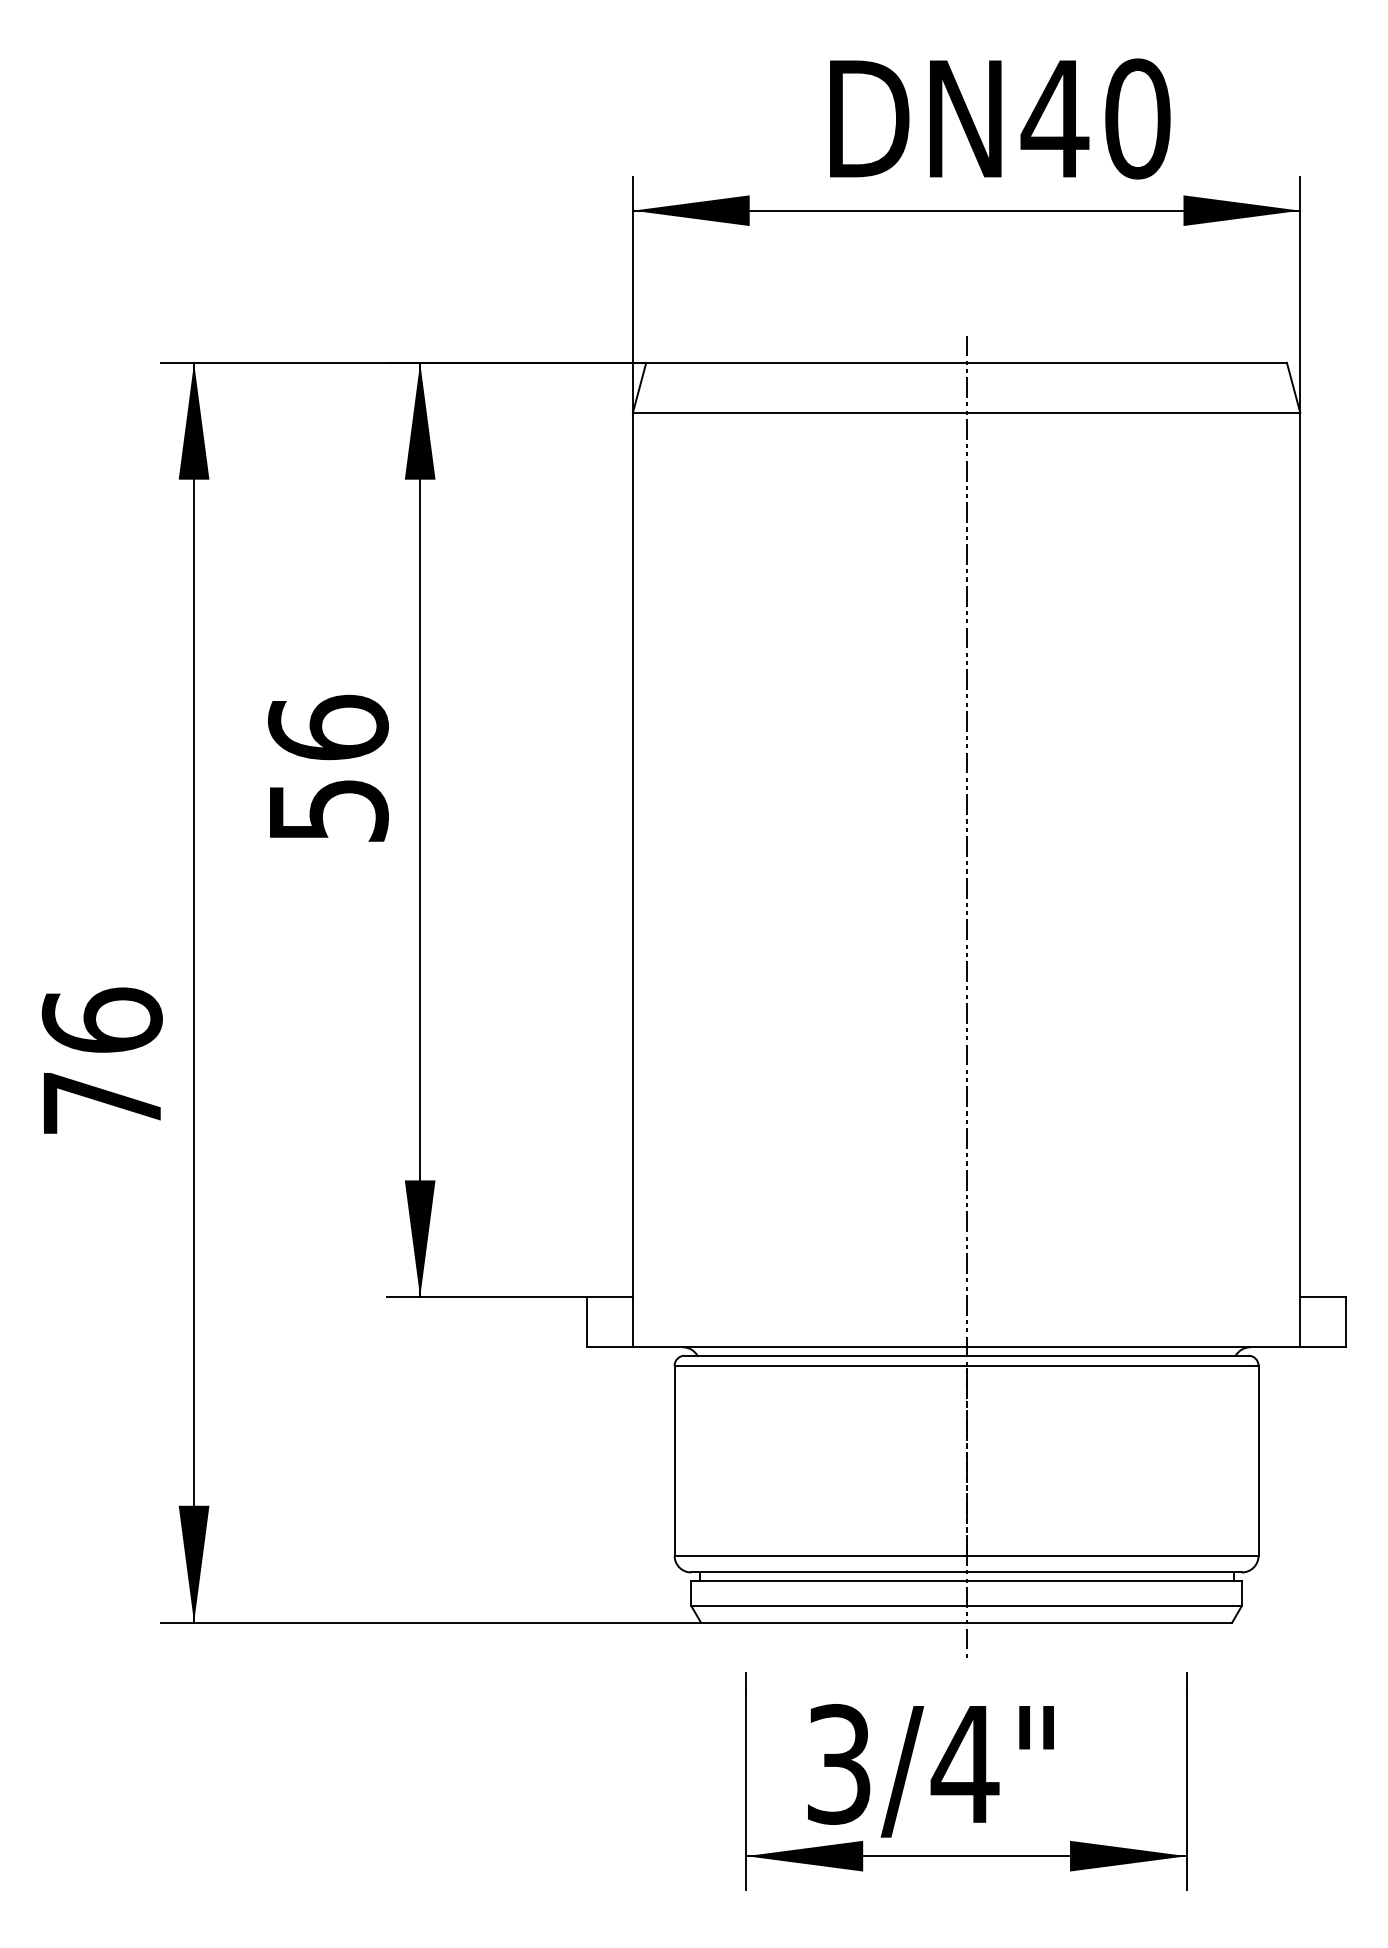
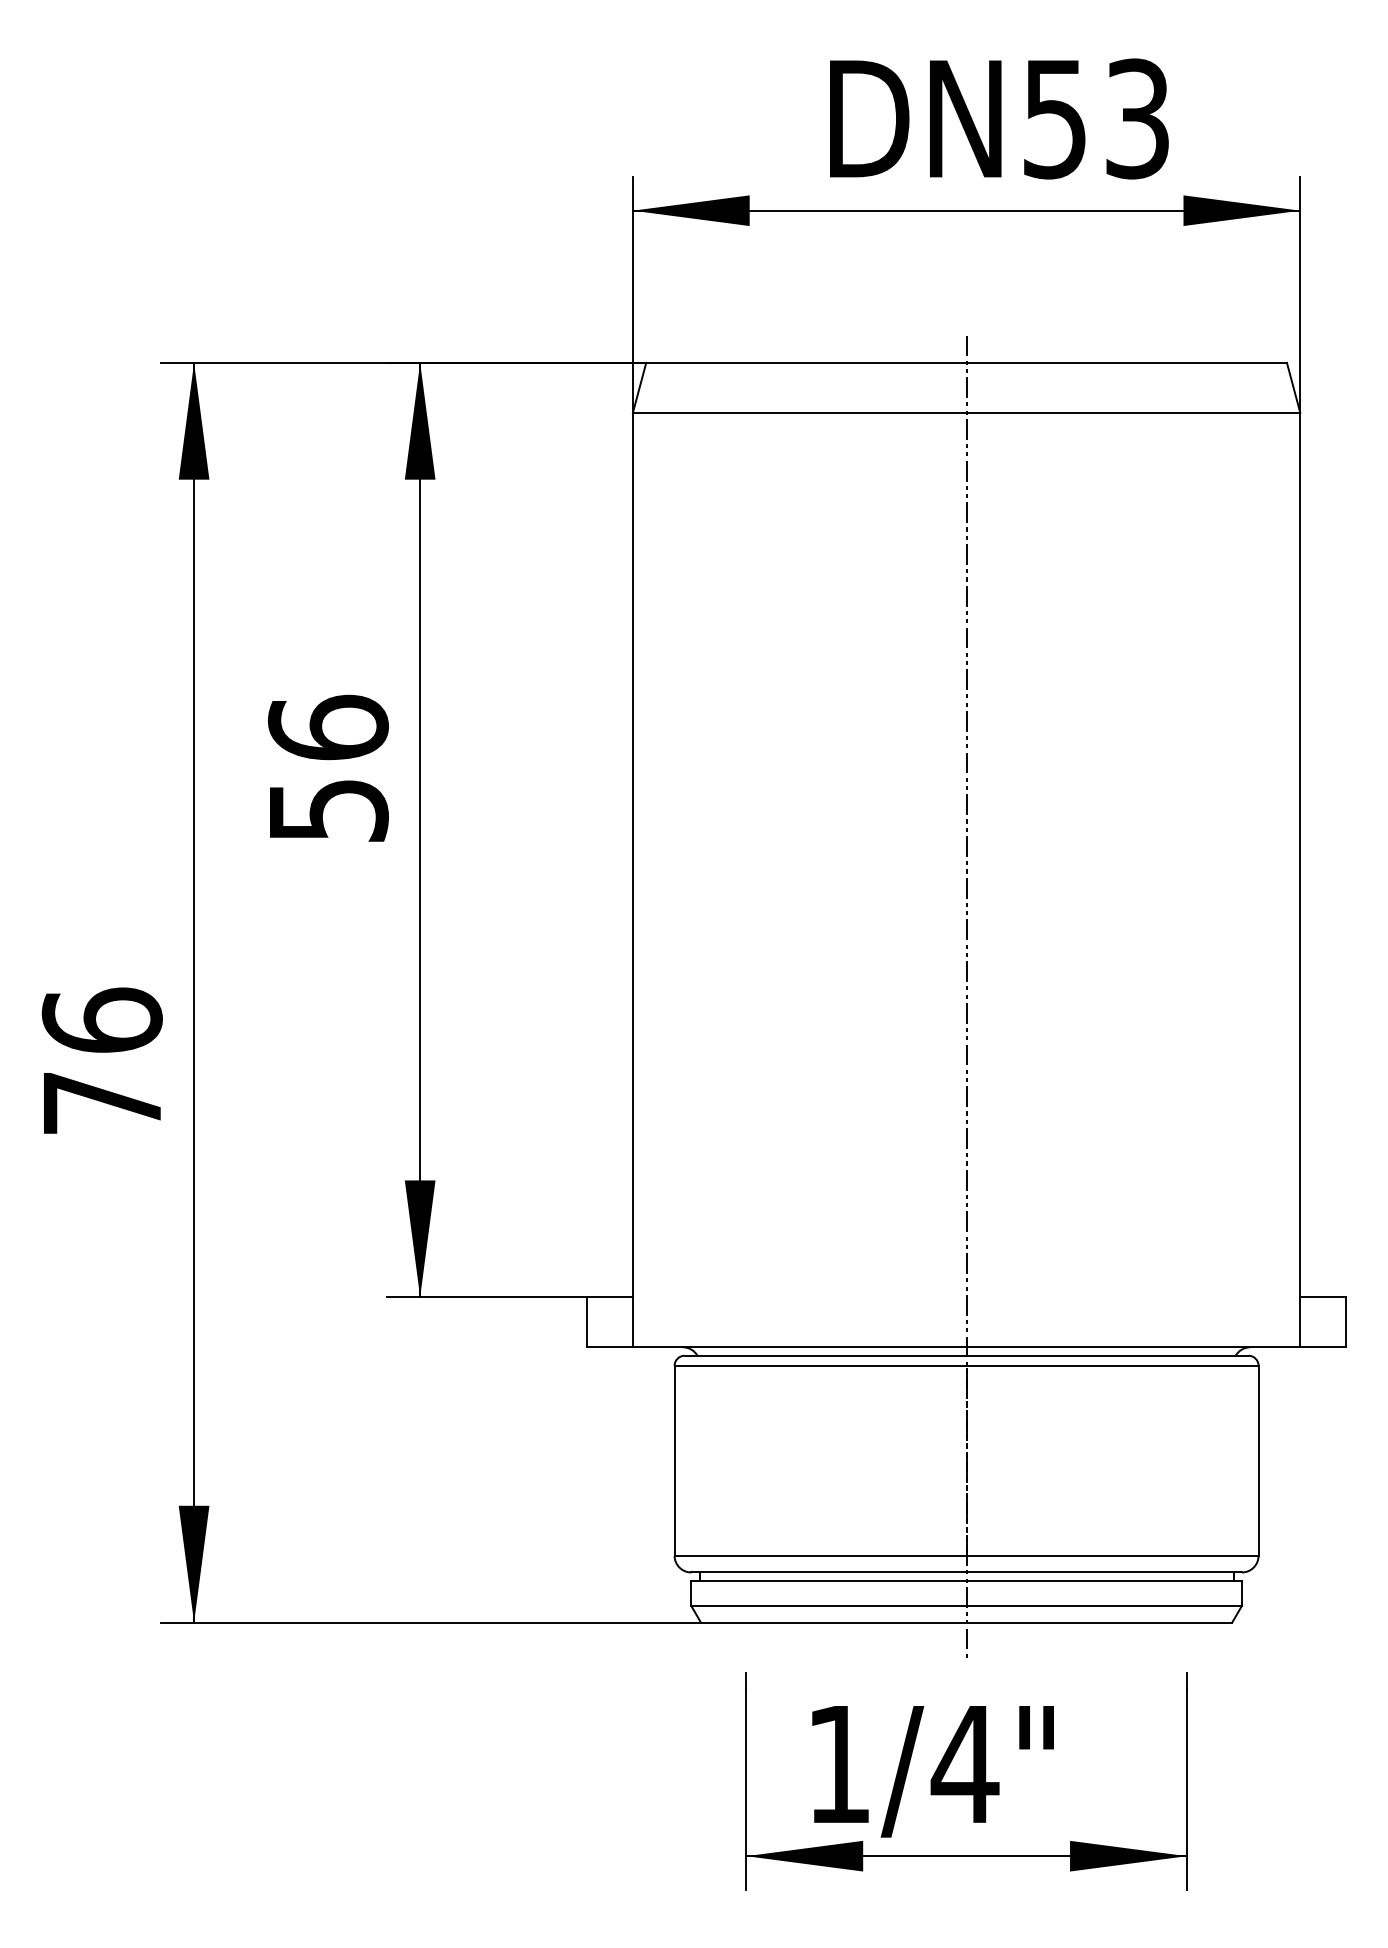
text: 40 -> 53 (1095, 118)
text: 3/4" -> 1/4" (839, 1764)
